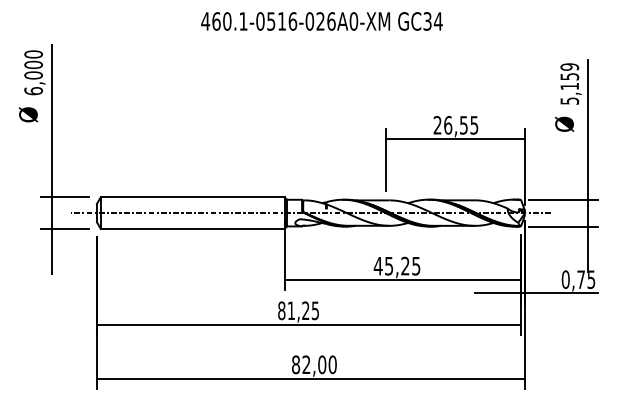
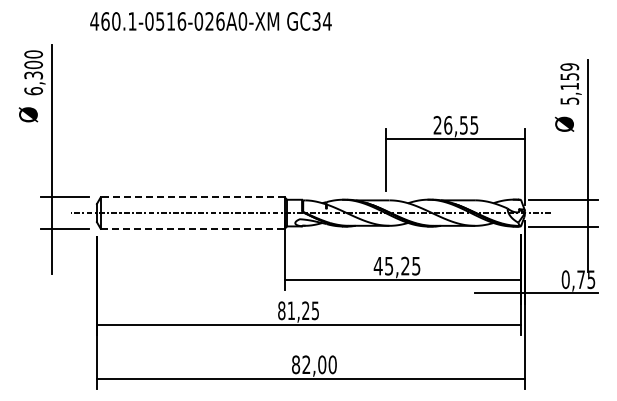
text position: (321, 21) -> (210, 21) (210, 21)
text: 6,000 -> 6,300 (33, 75)
line: solid -> dashed (192, 197)
line: solid -> dashed (193, 228)
